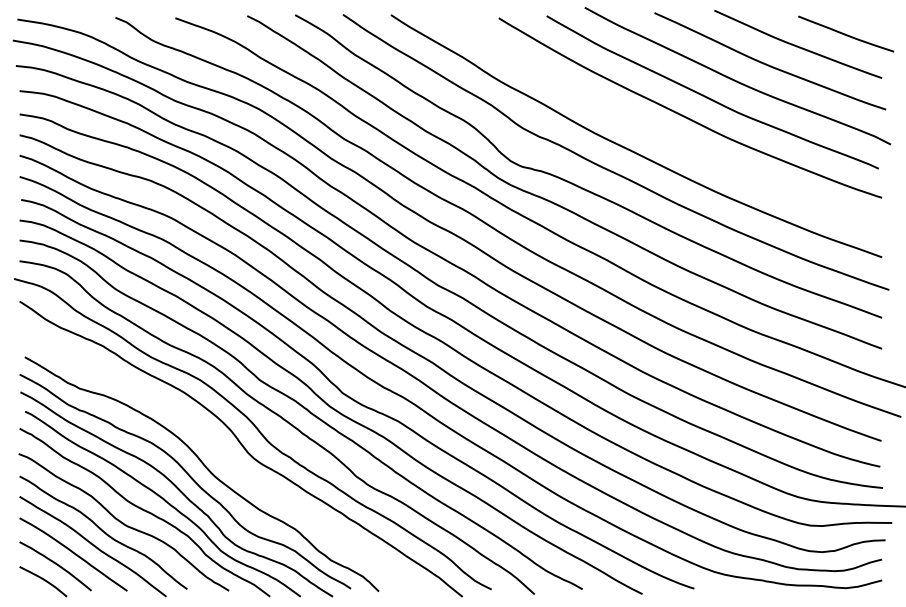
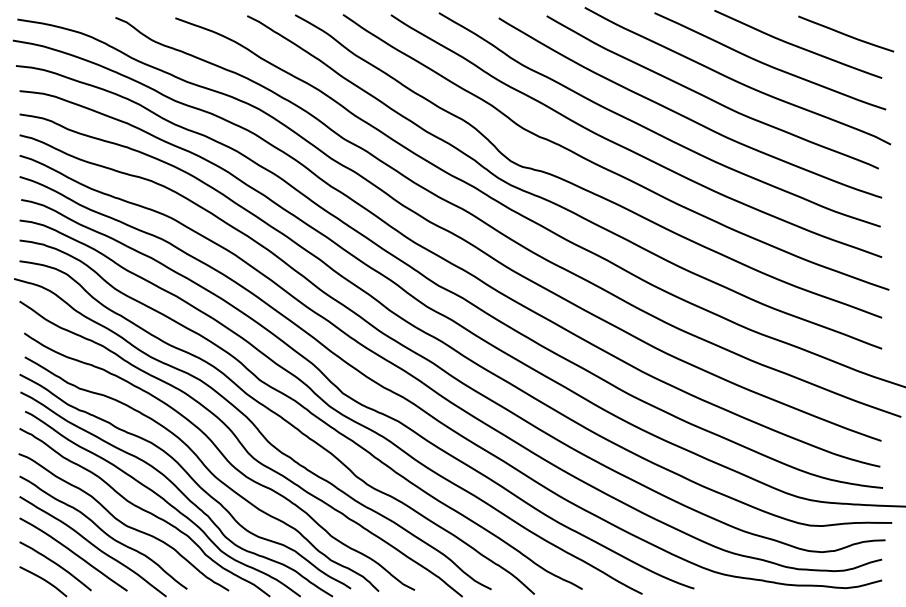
curve: none -> present (653, 130)
curve: none -> present (223, 457)
